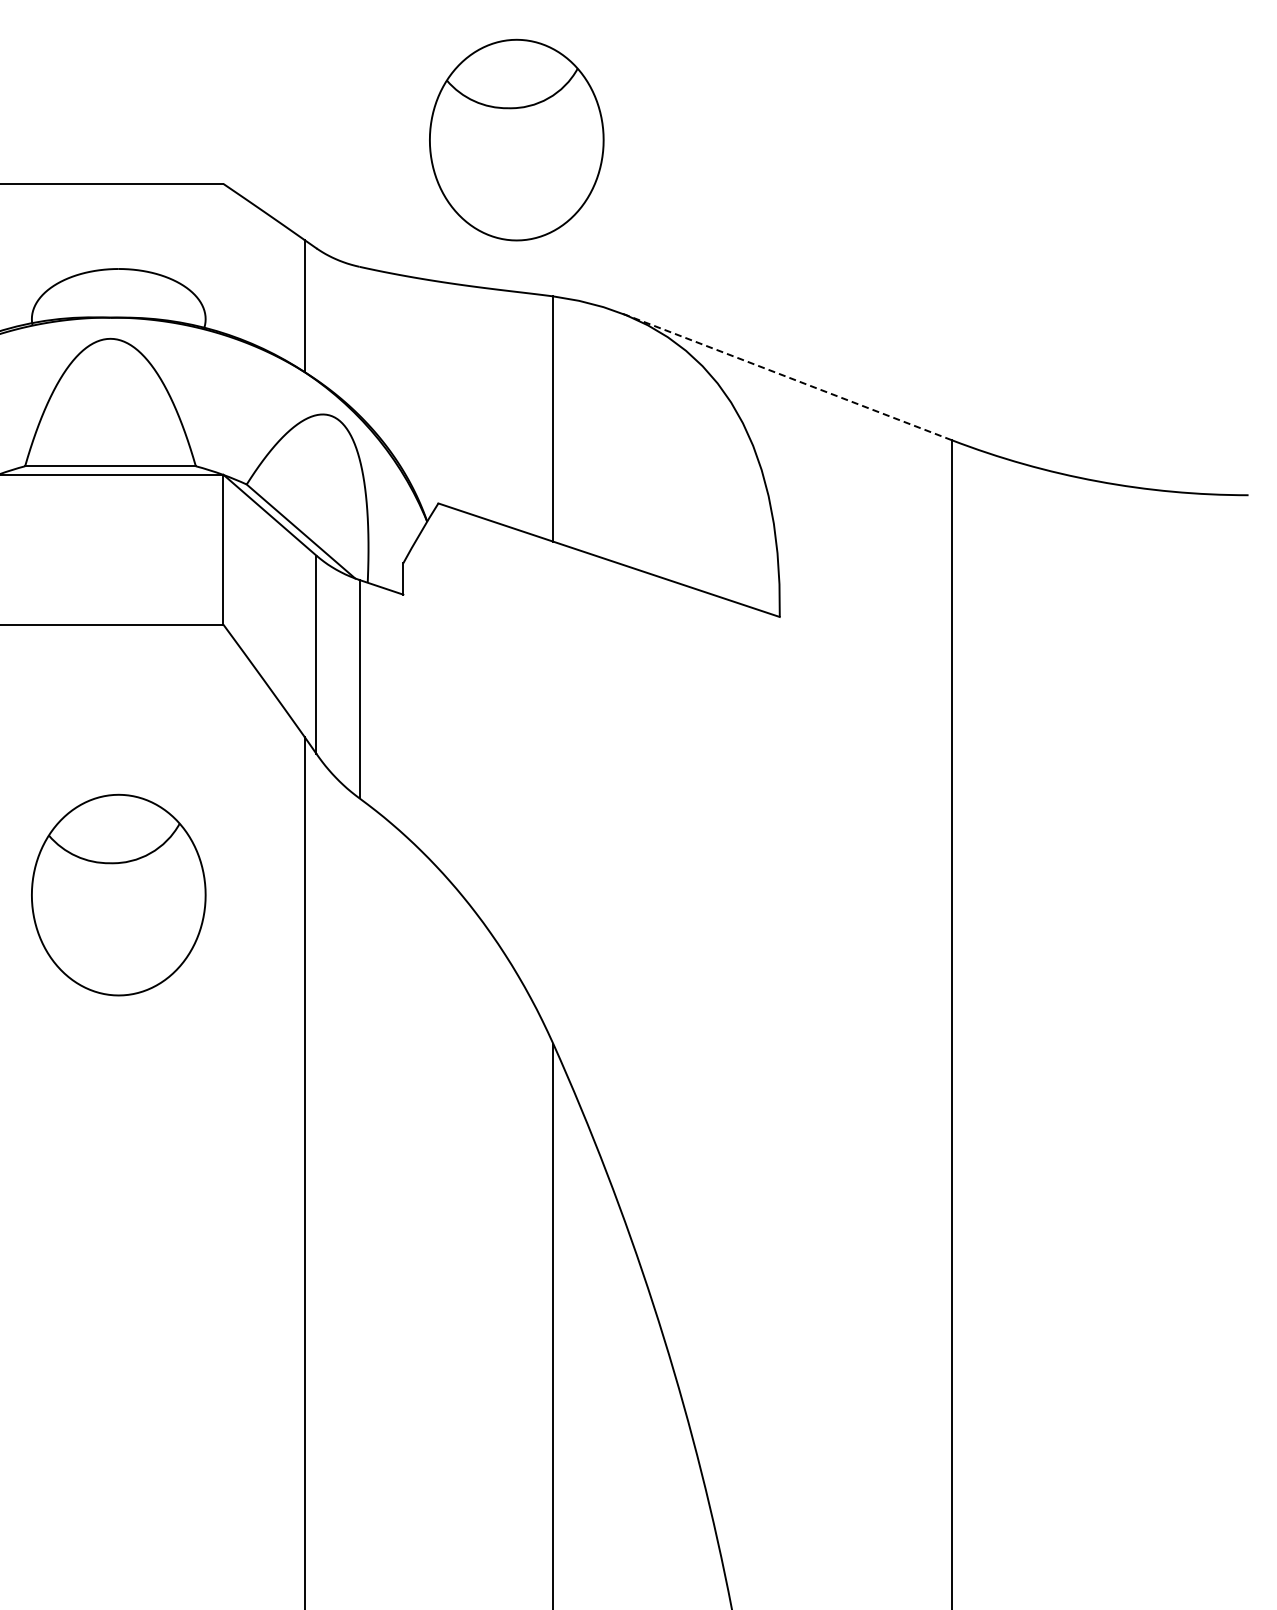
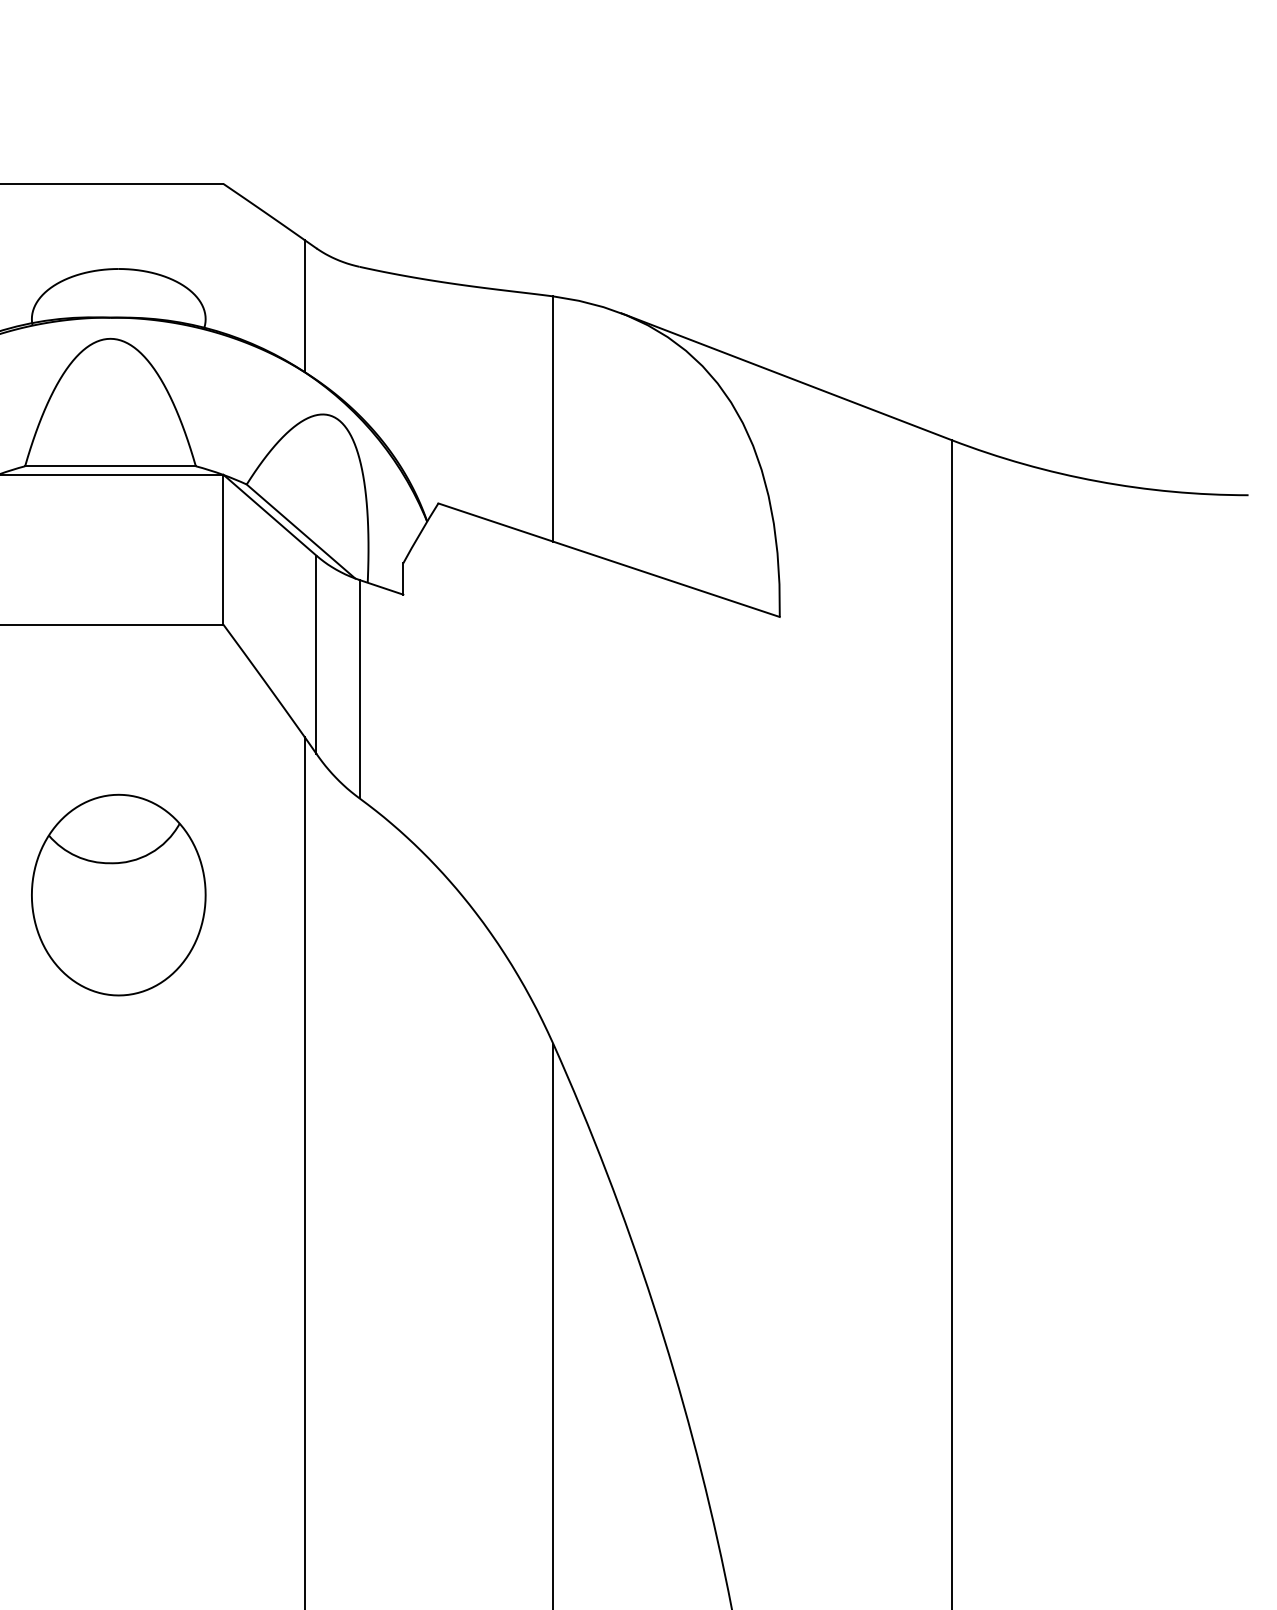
part: present -> none (516, 139)
line: dashed -> solid (786, 376)
